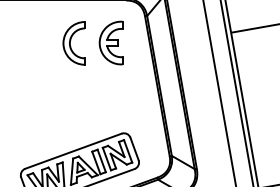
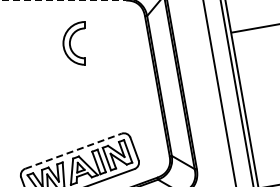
line: solid -> dashed (63, 0)
part: present -> none (110, 42)
line: solid -> dashed (73, 151)
